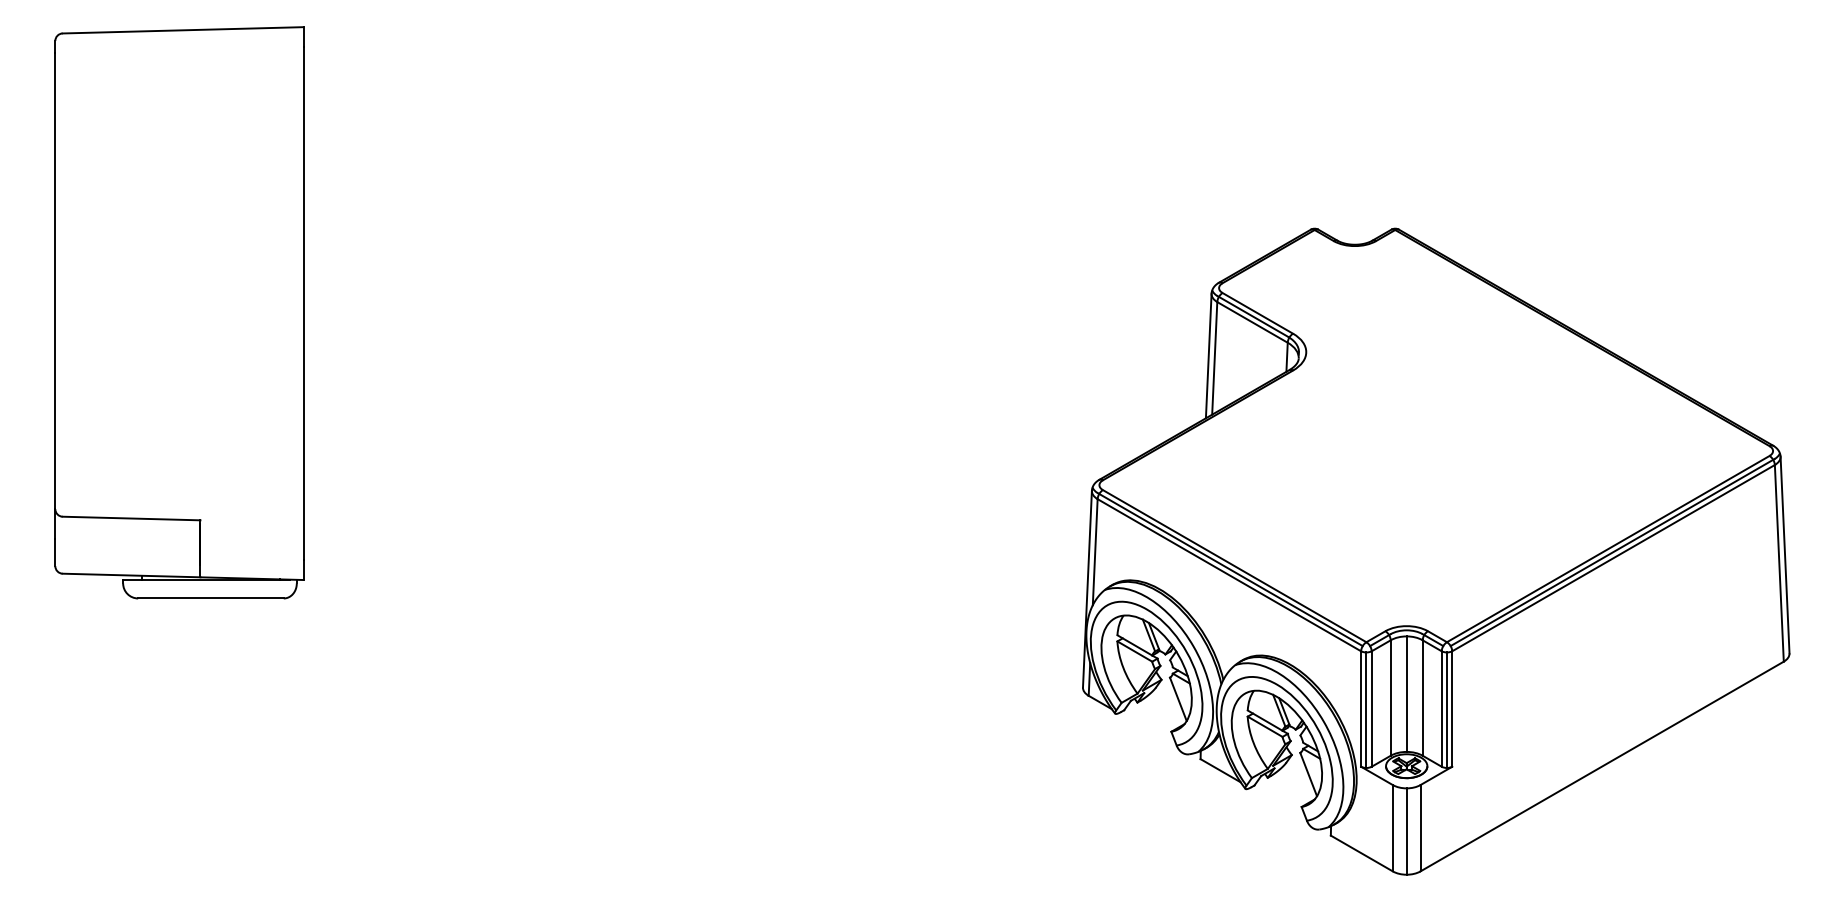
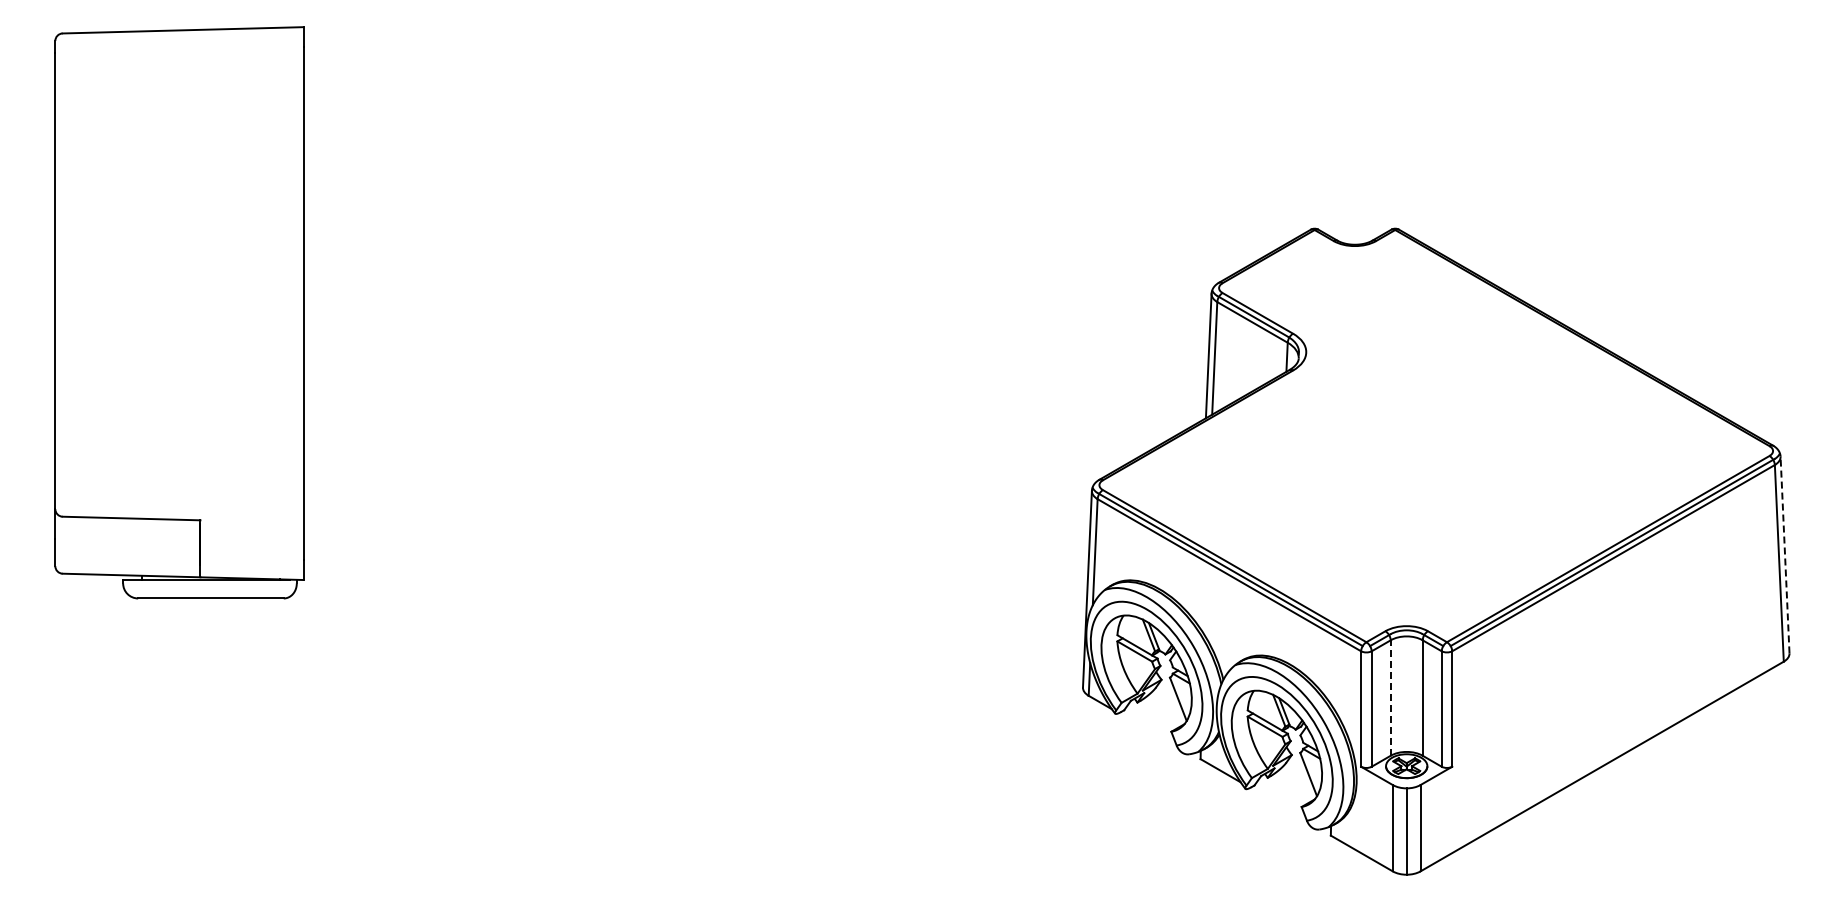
line: solid -> dashed (1785, 554)
line: present -> none (1406, 693)
line: solid -> dashed (1390, 698)
line: present -> none (1446, 709)
line: present -> none (1366, 710)
